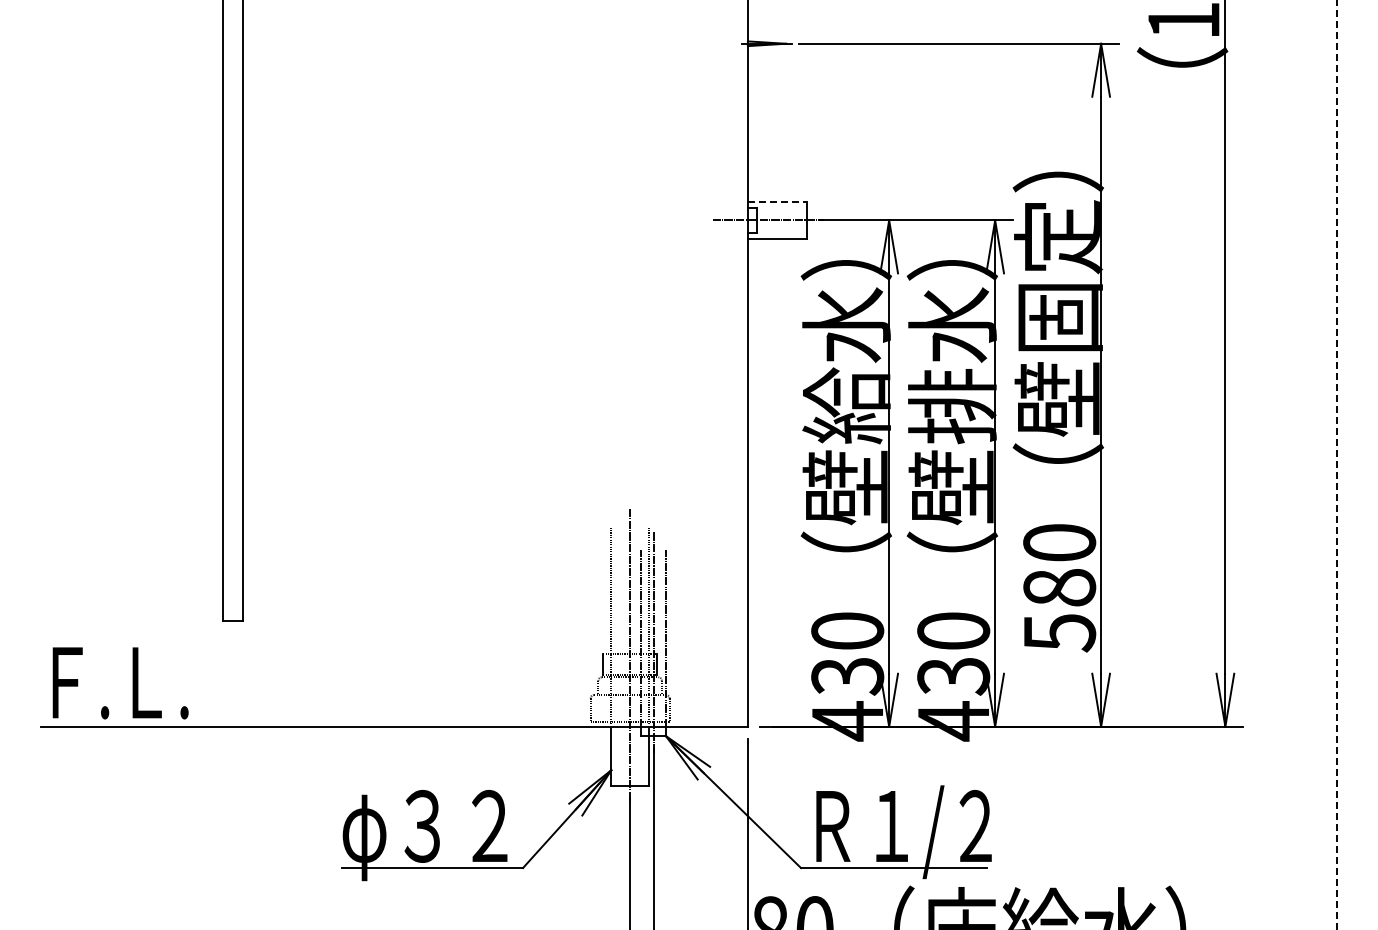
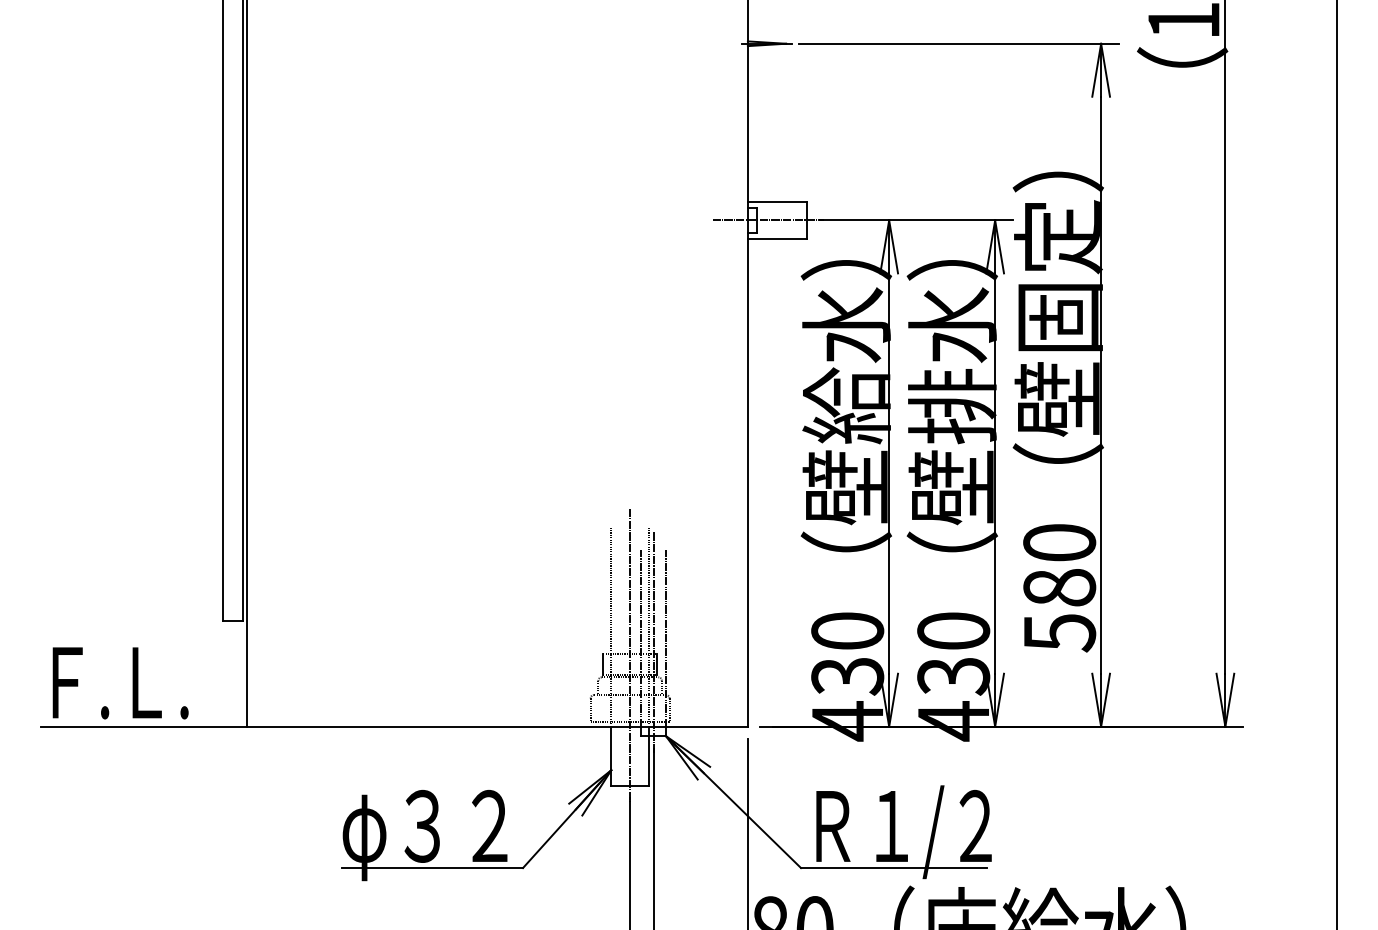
line: dashed -> solid (777, 201)
line: none -> present (247, 364)
line: dashed -> solid (1336, 464)
